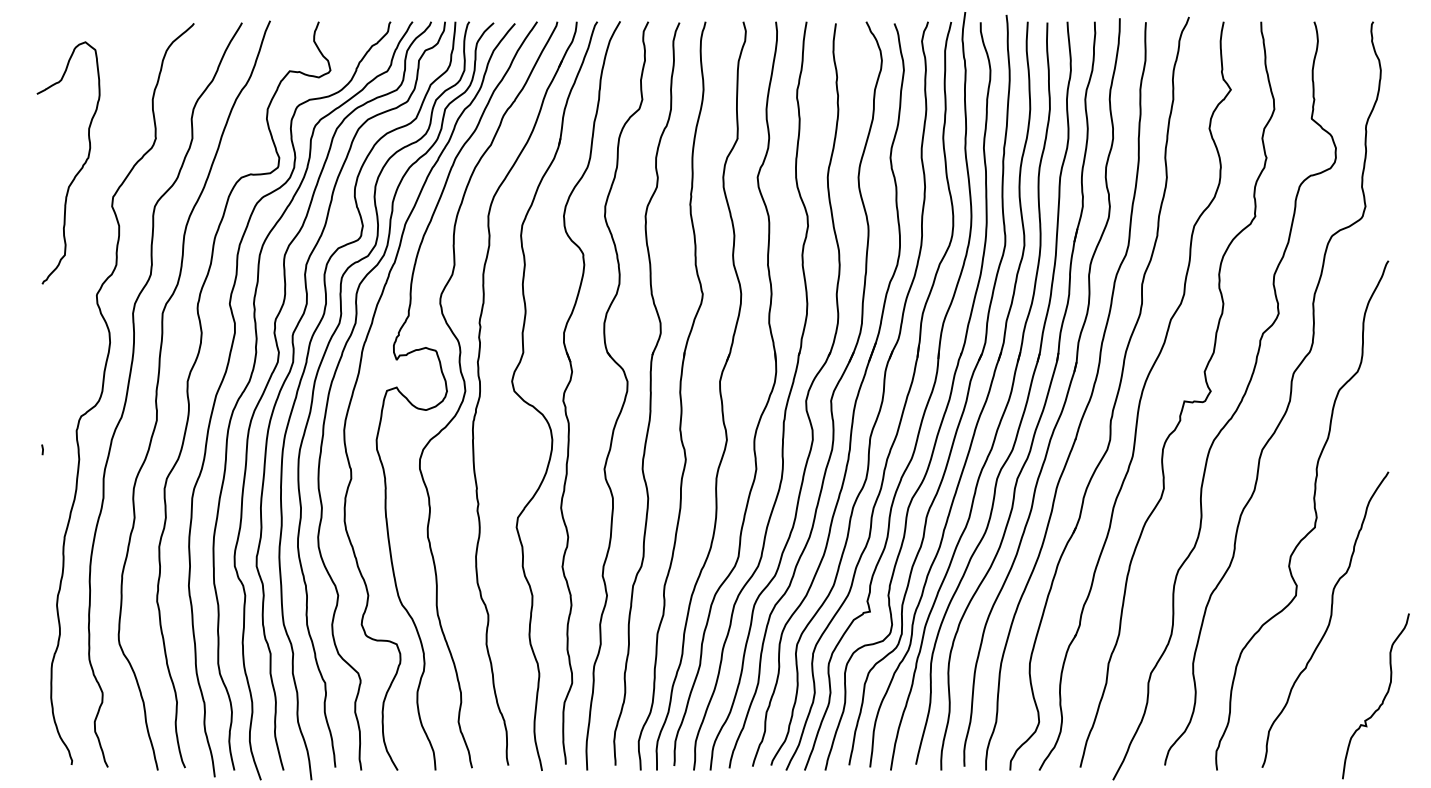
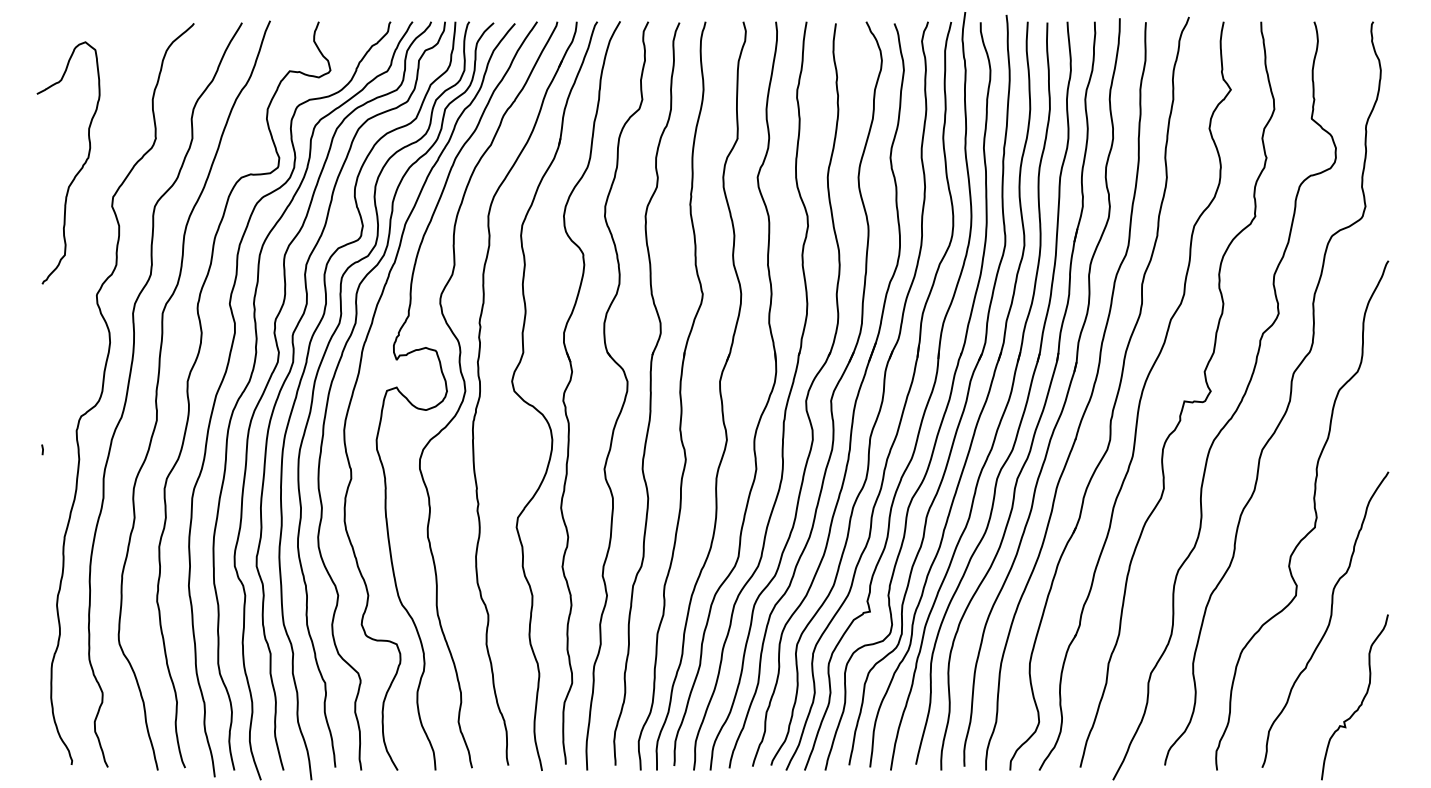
curve position: (1383, 697) -> (1362, 698) (1362, 698)
